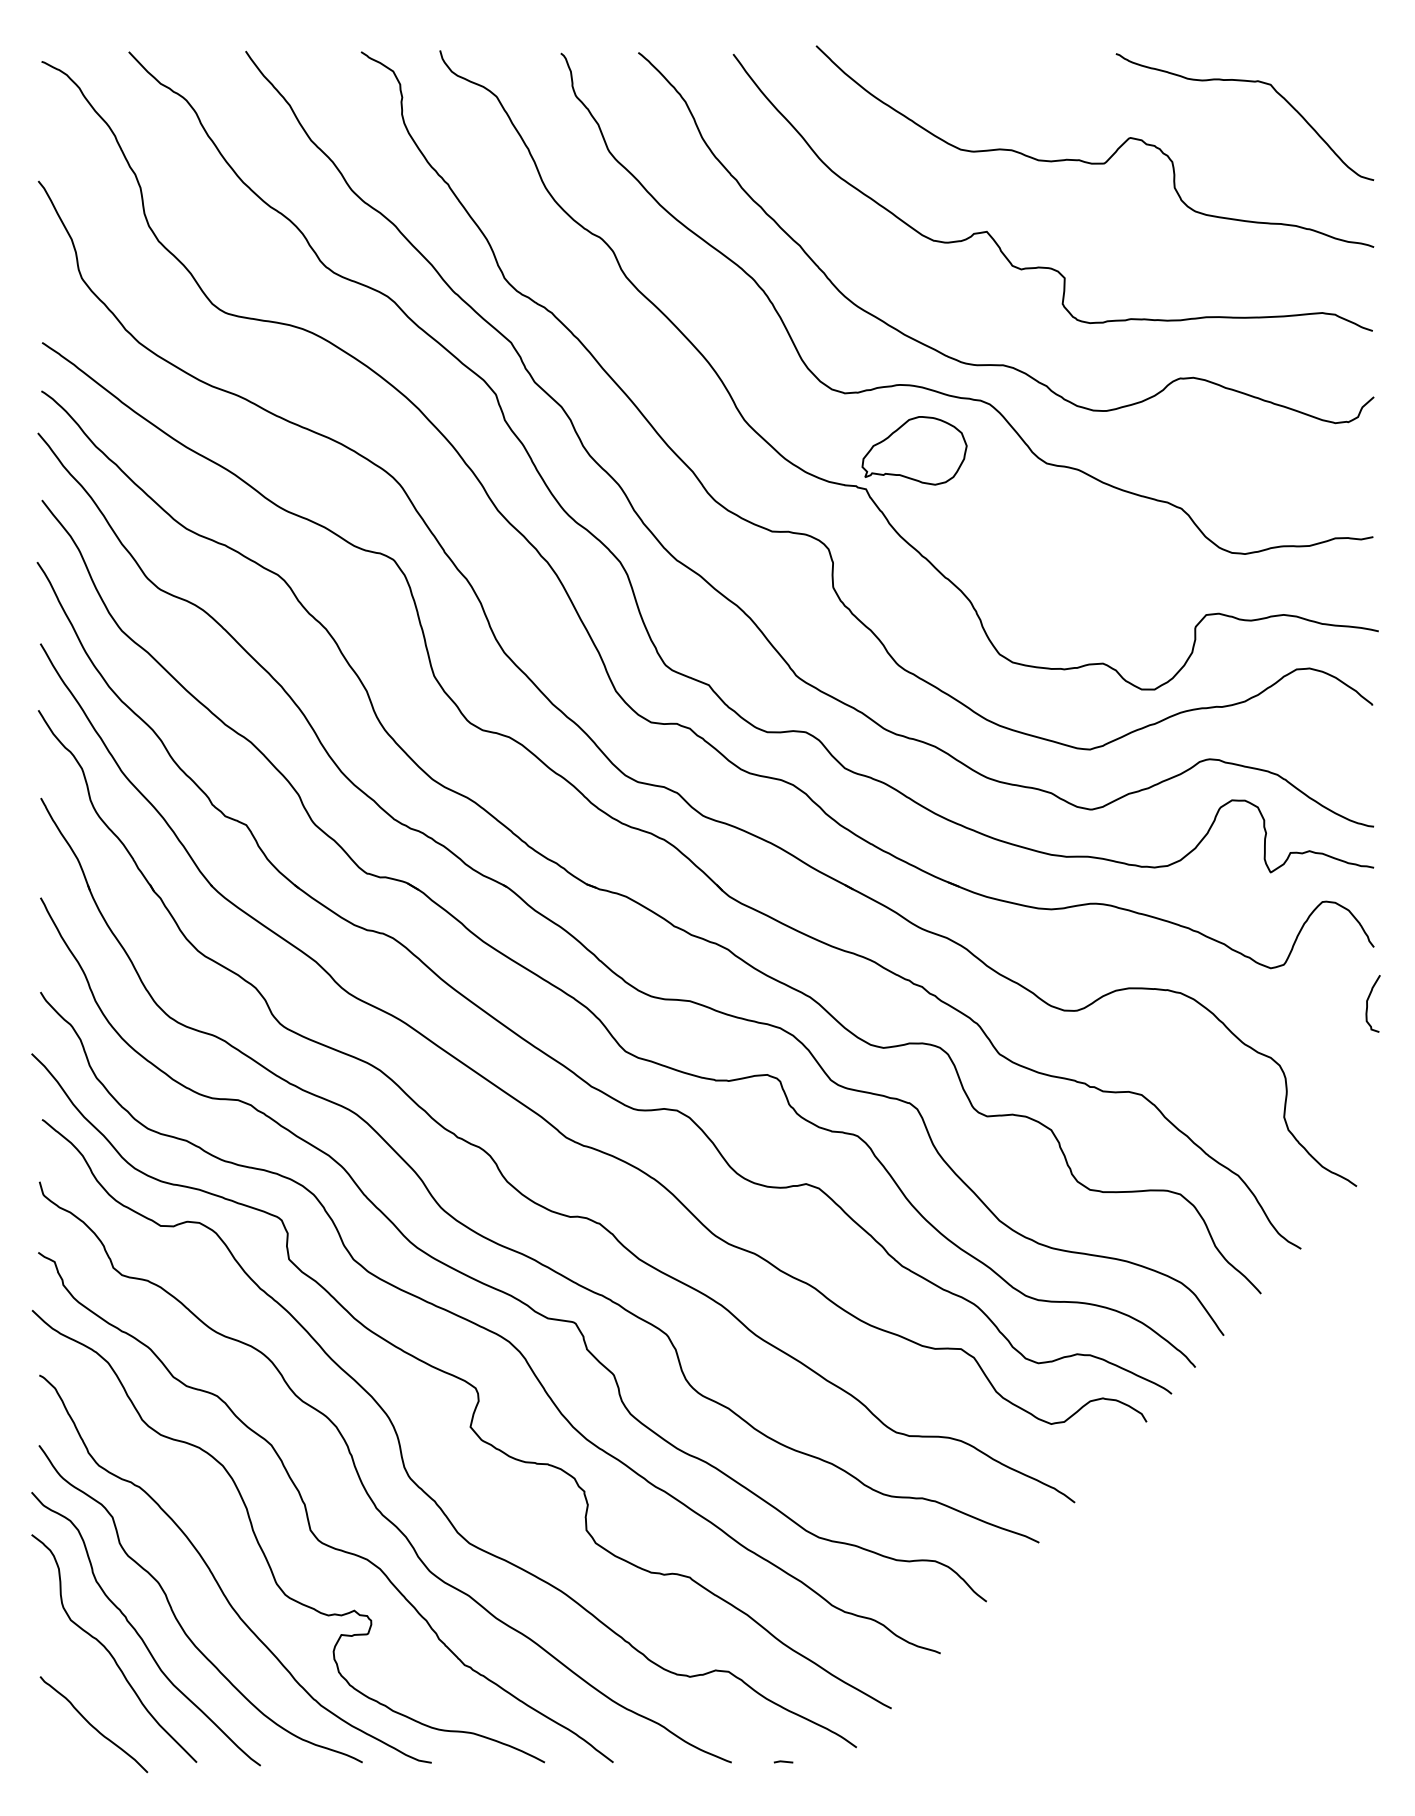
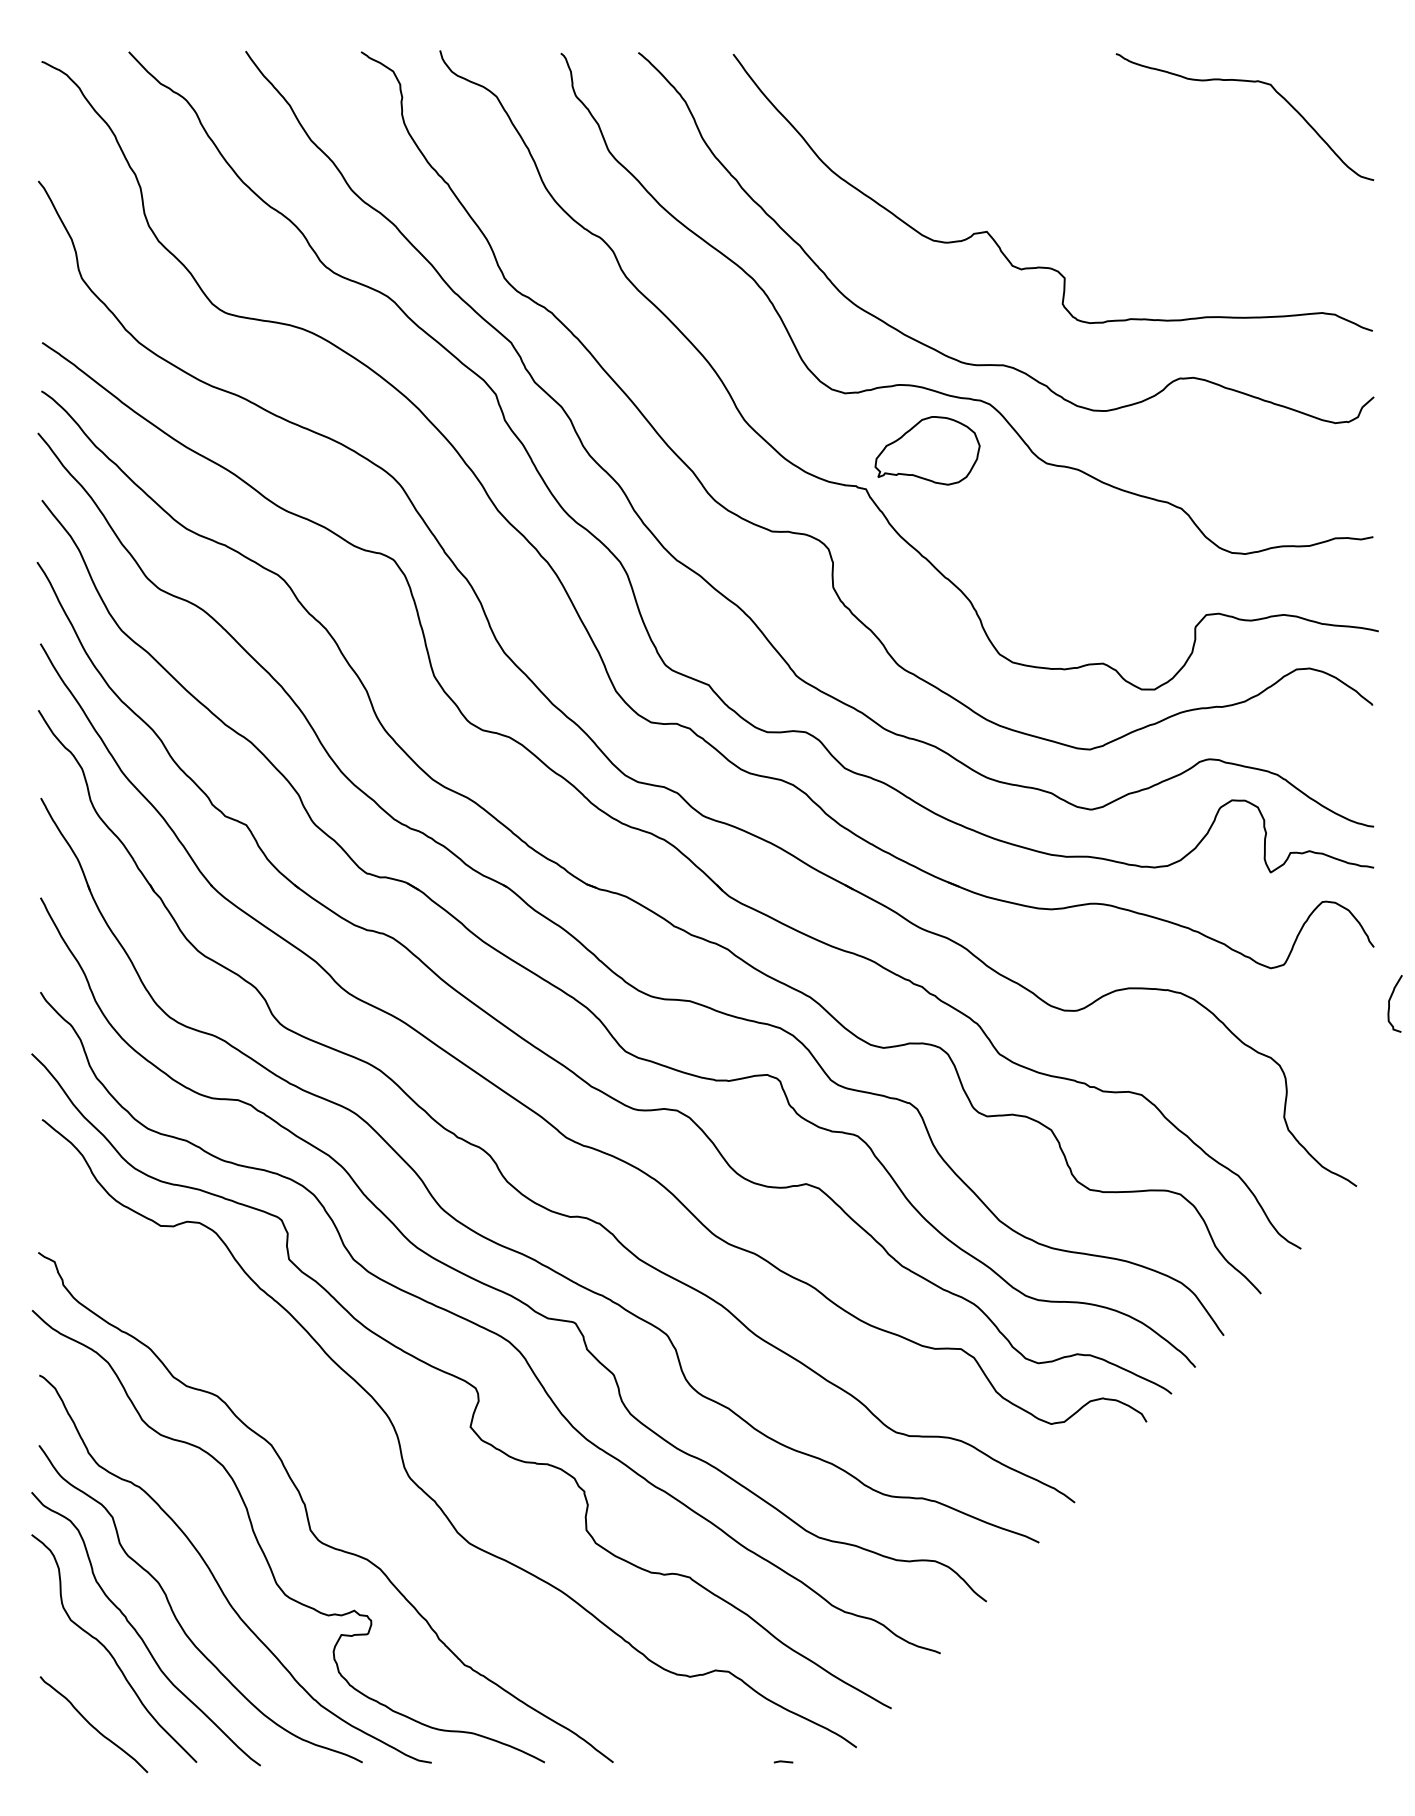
curve: present -> none (1094, 162)
part position: (914, 450) -> (927, 450) (927, 450)
curve position: (1368, 1000) -> (1390, 1000) (1390, 1000)
curve: present -> none (363, 1483)
